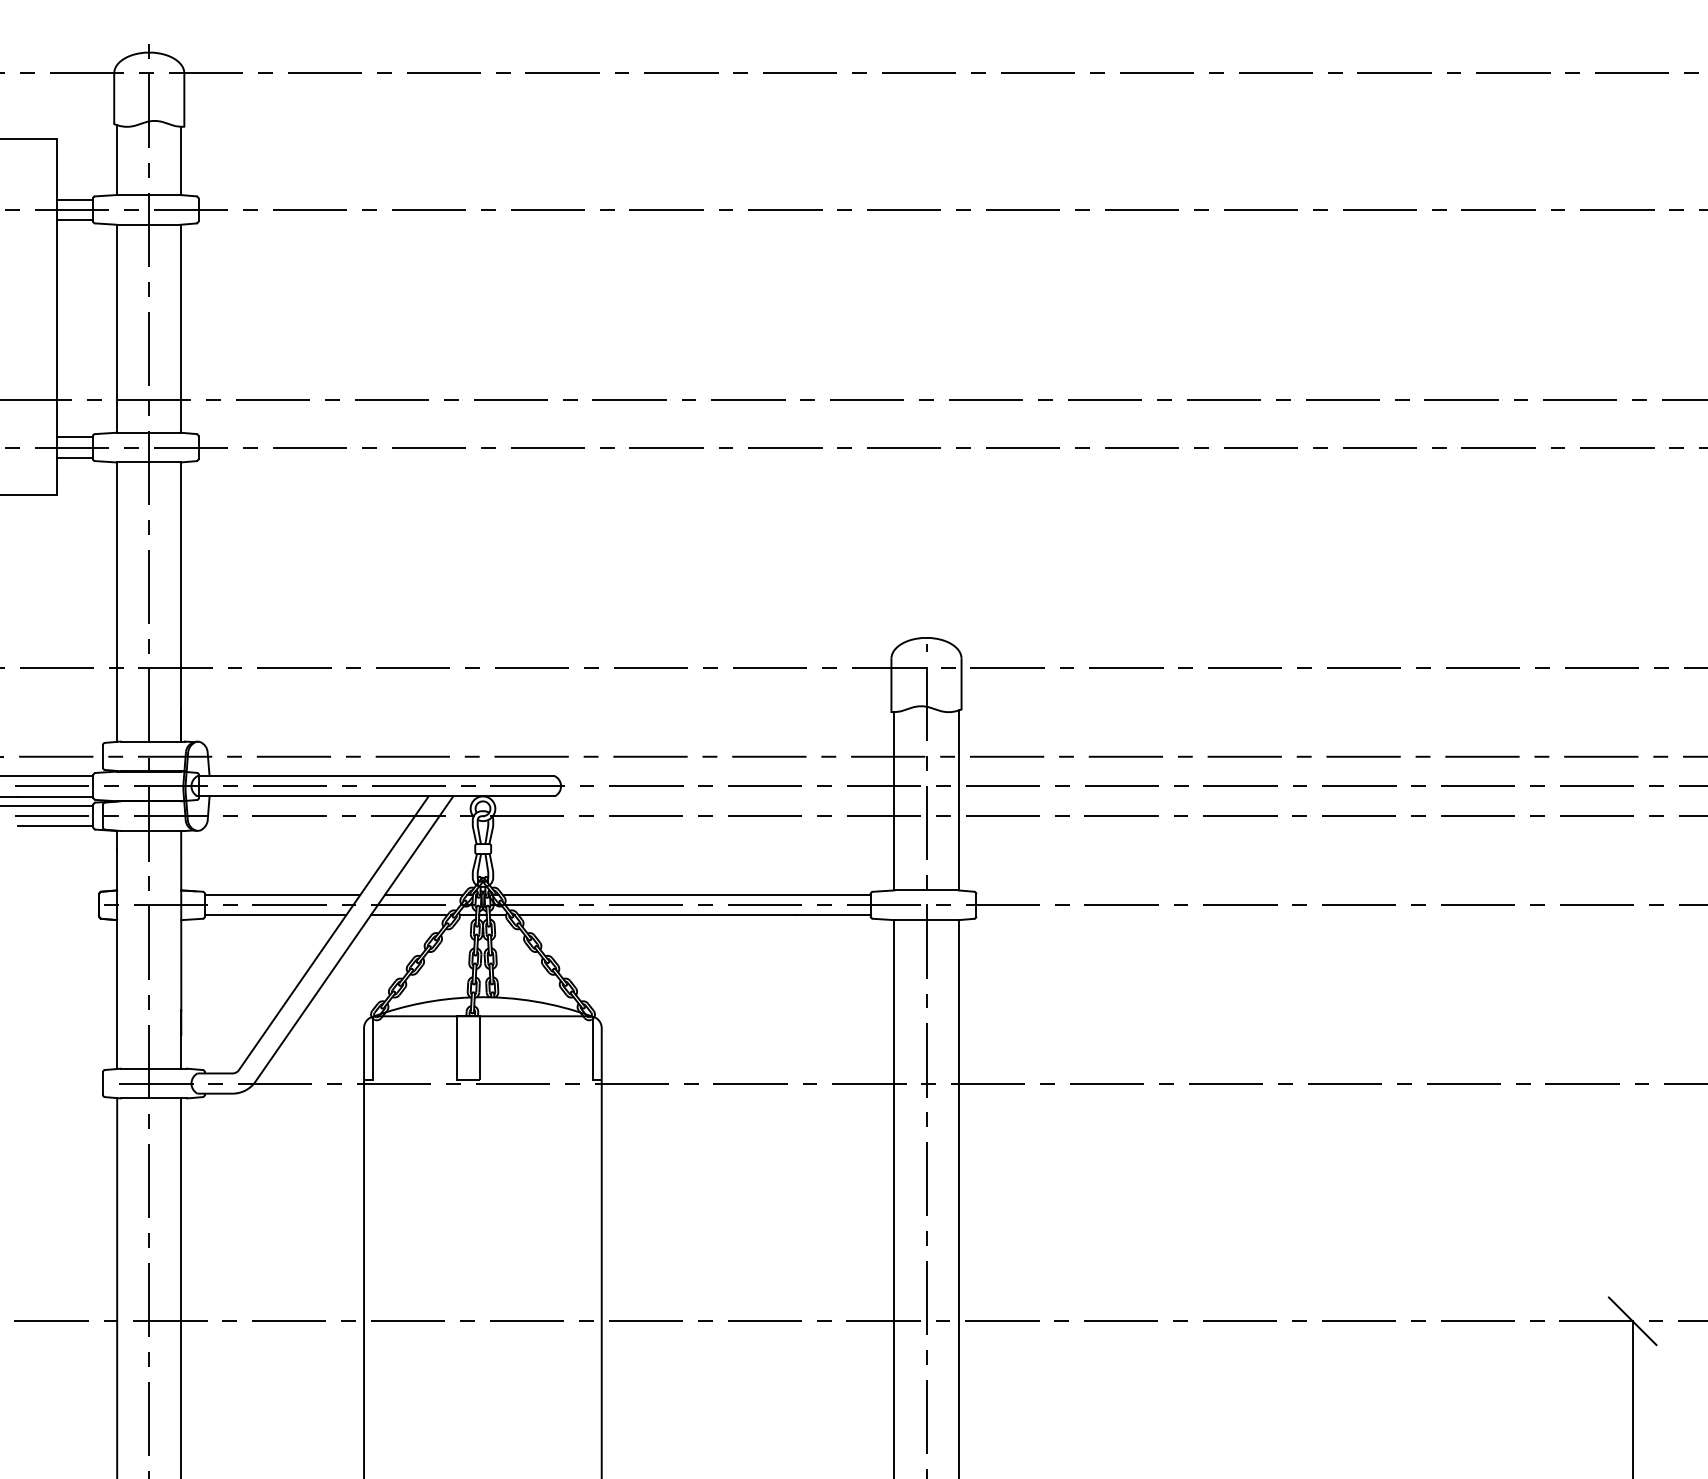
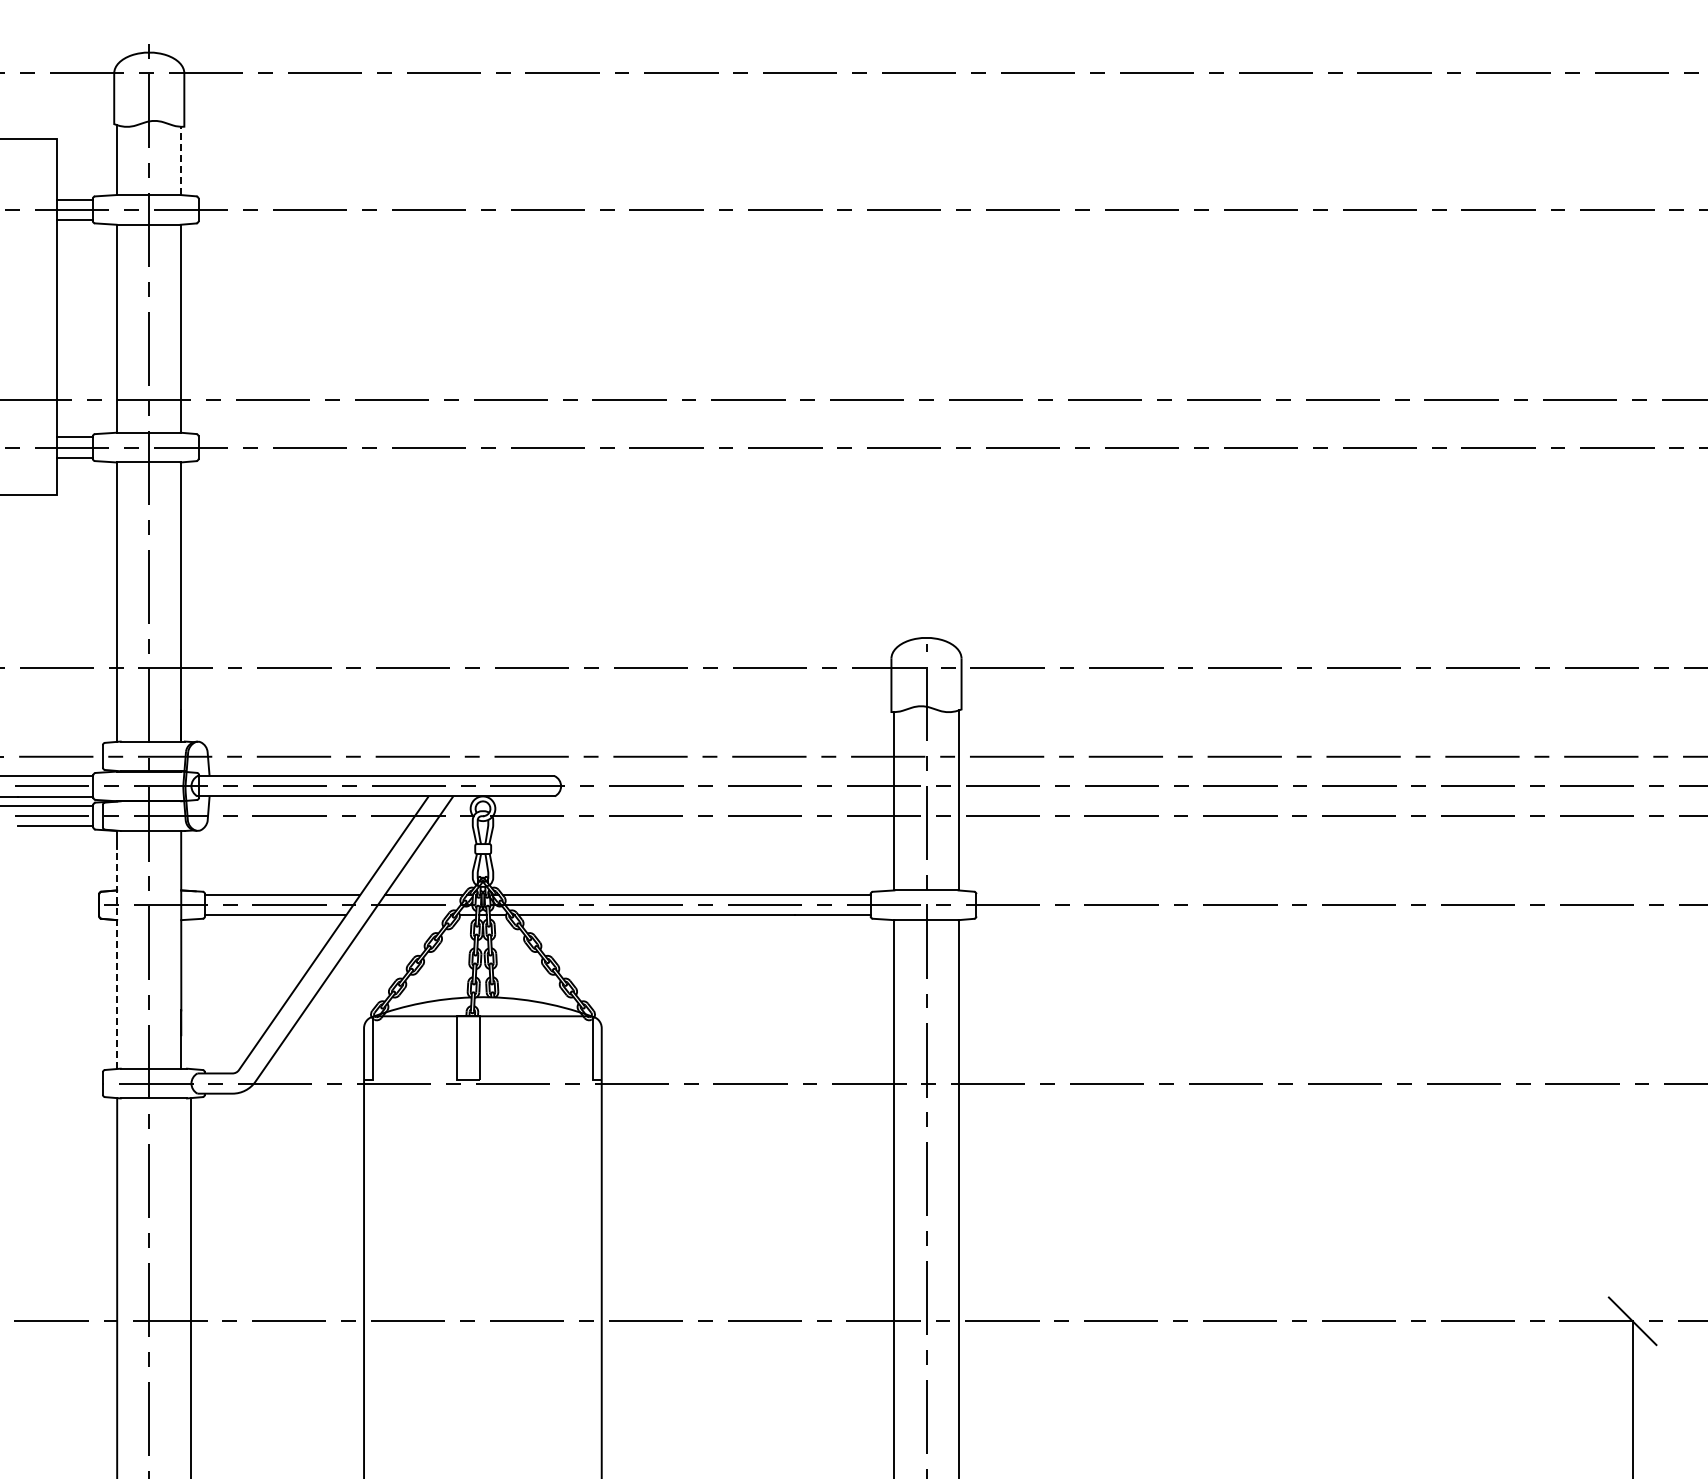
line: solid -> dashed (181, 160)
line: present -> none (408, 915)
line: solid -> dashed (117, 958)
line position: (181, 1286) -> (191, 1286) (191, 1286)
